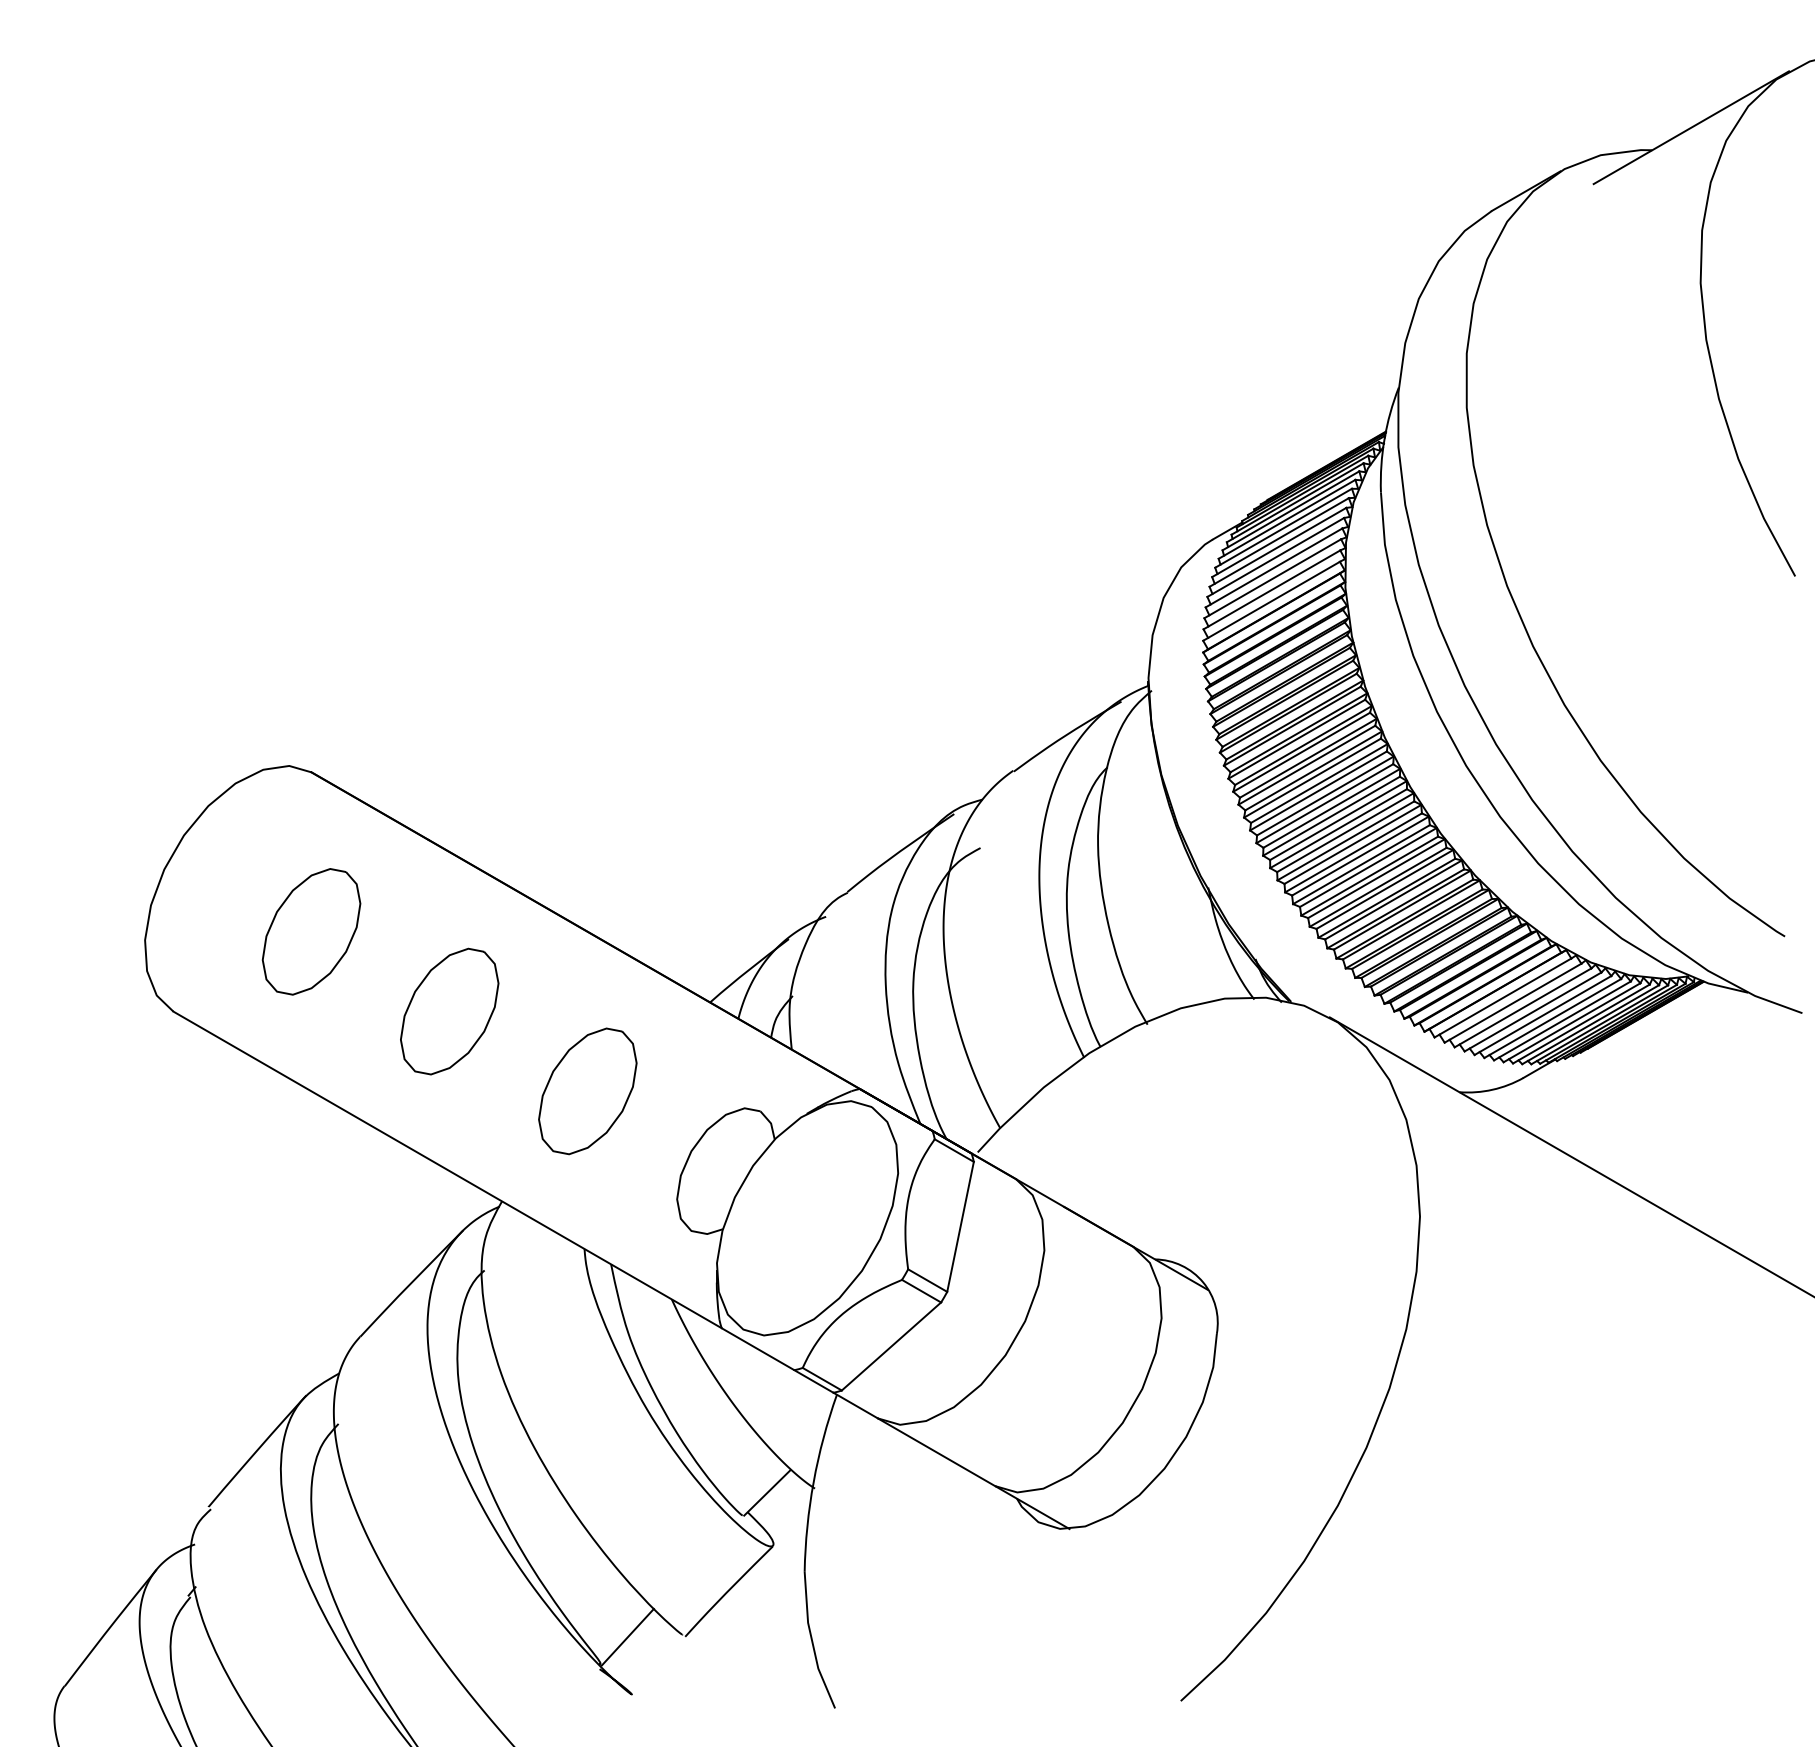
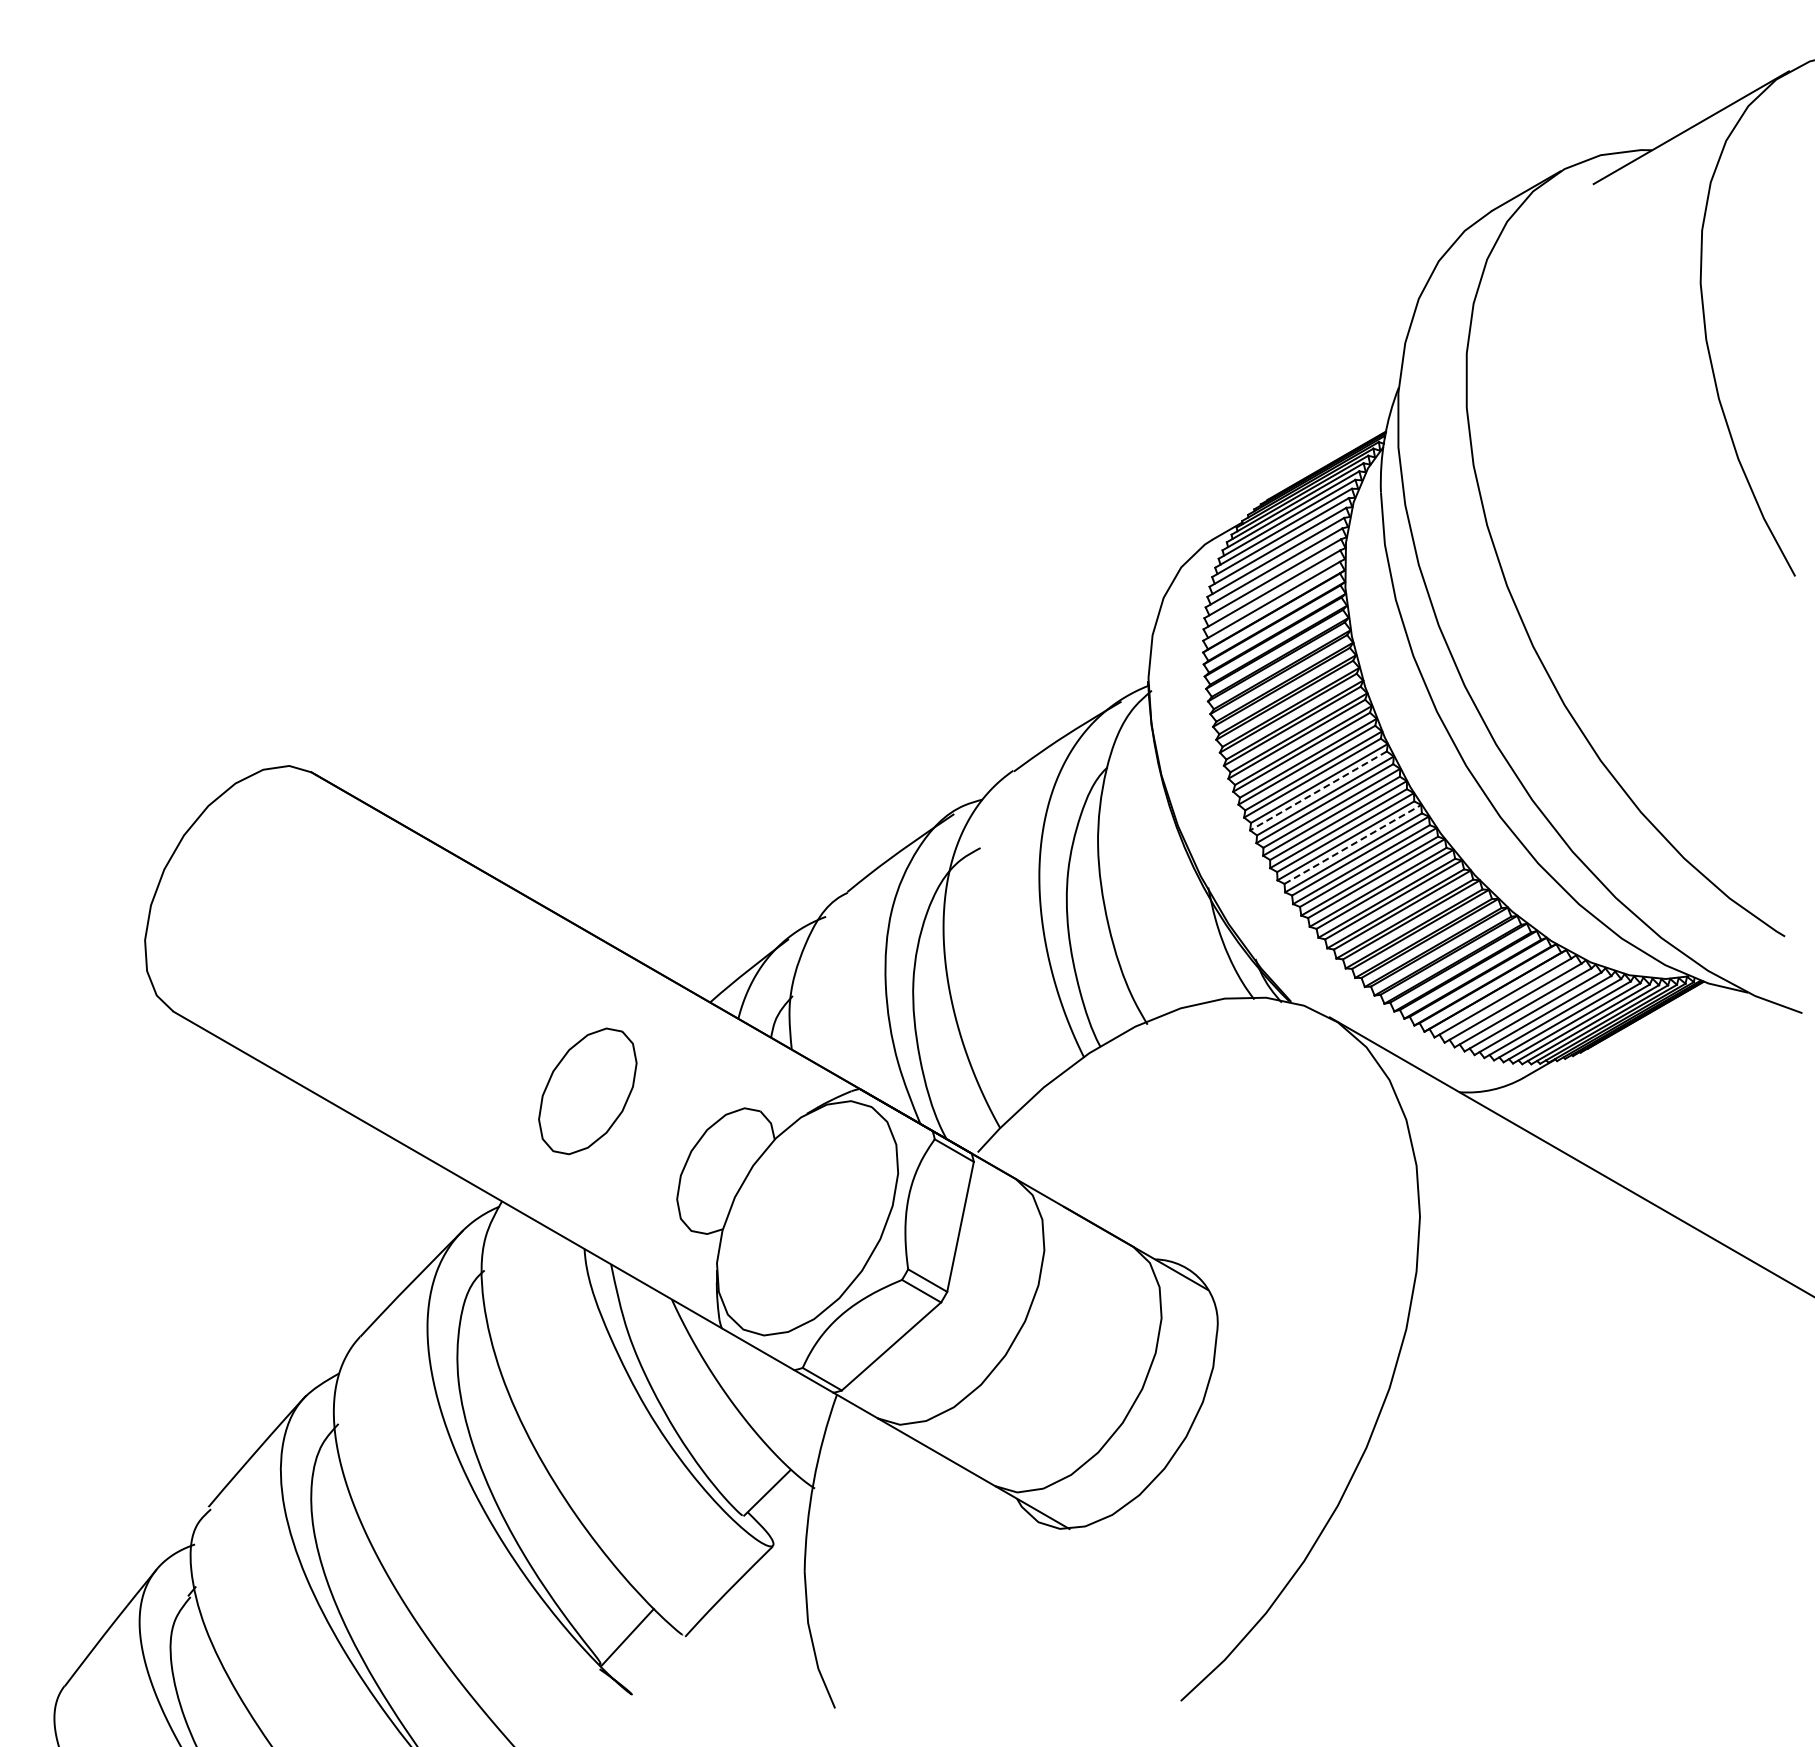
line: solid -> dashed (1318, 790)
line: solid -> dashed (1352, 844)
part: present -> none (311, 931)
part: present -> none (449, 1011)
